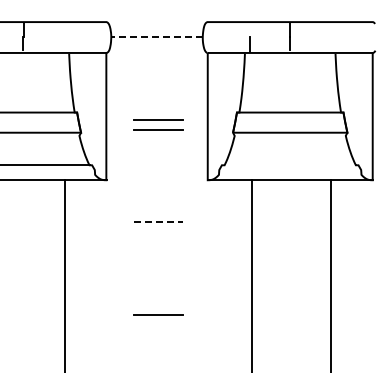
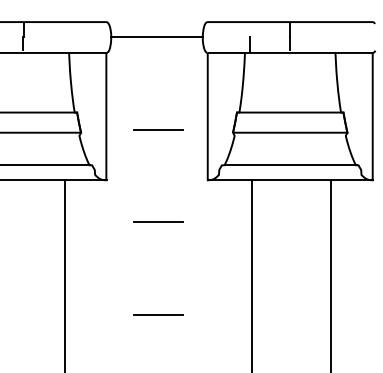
line: dashed -> solid (156, 37)
line: present -> none (158, 119)
line: none -> present (290, 165)
line: dashed -> solid (158, 222)
